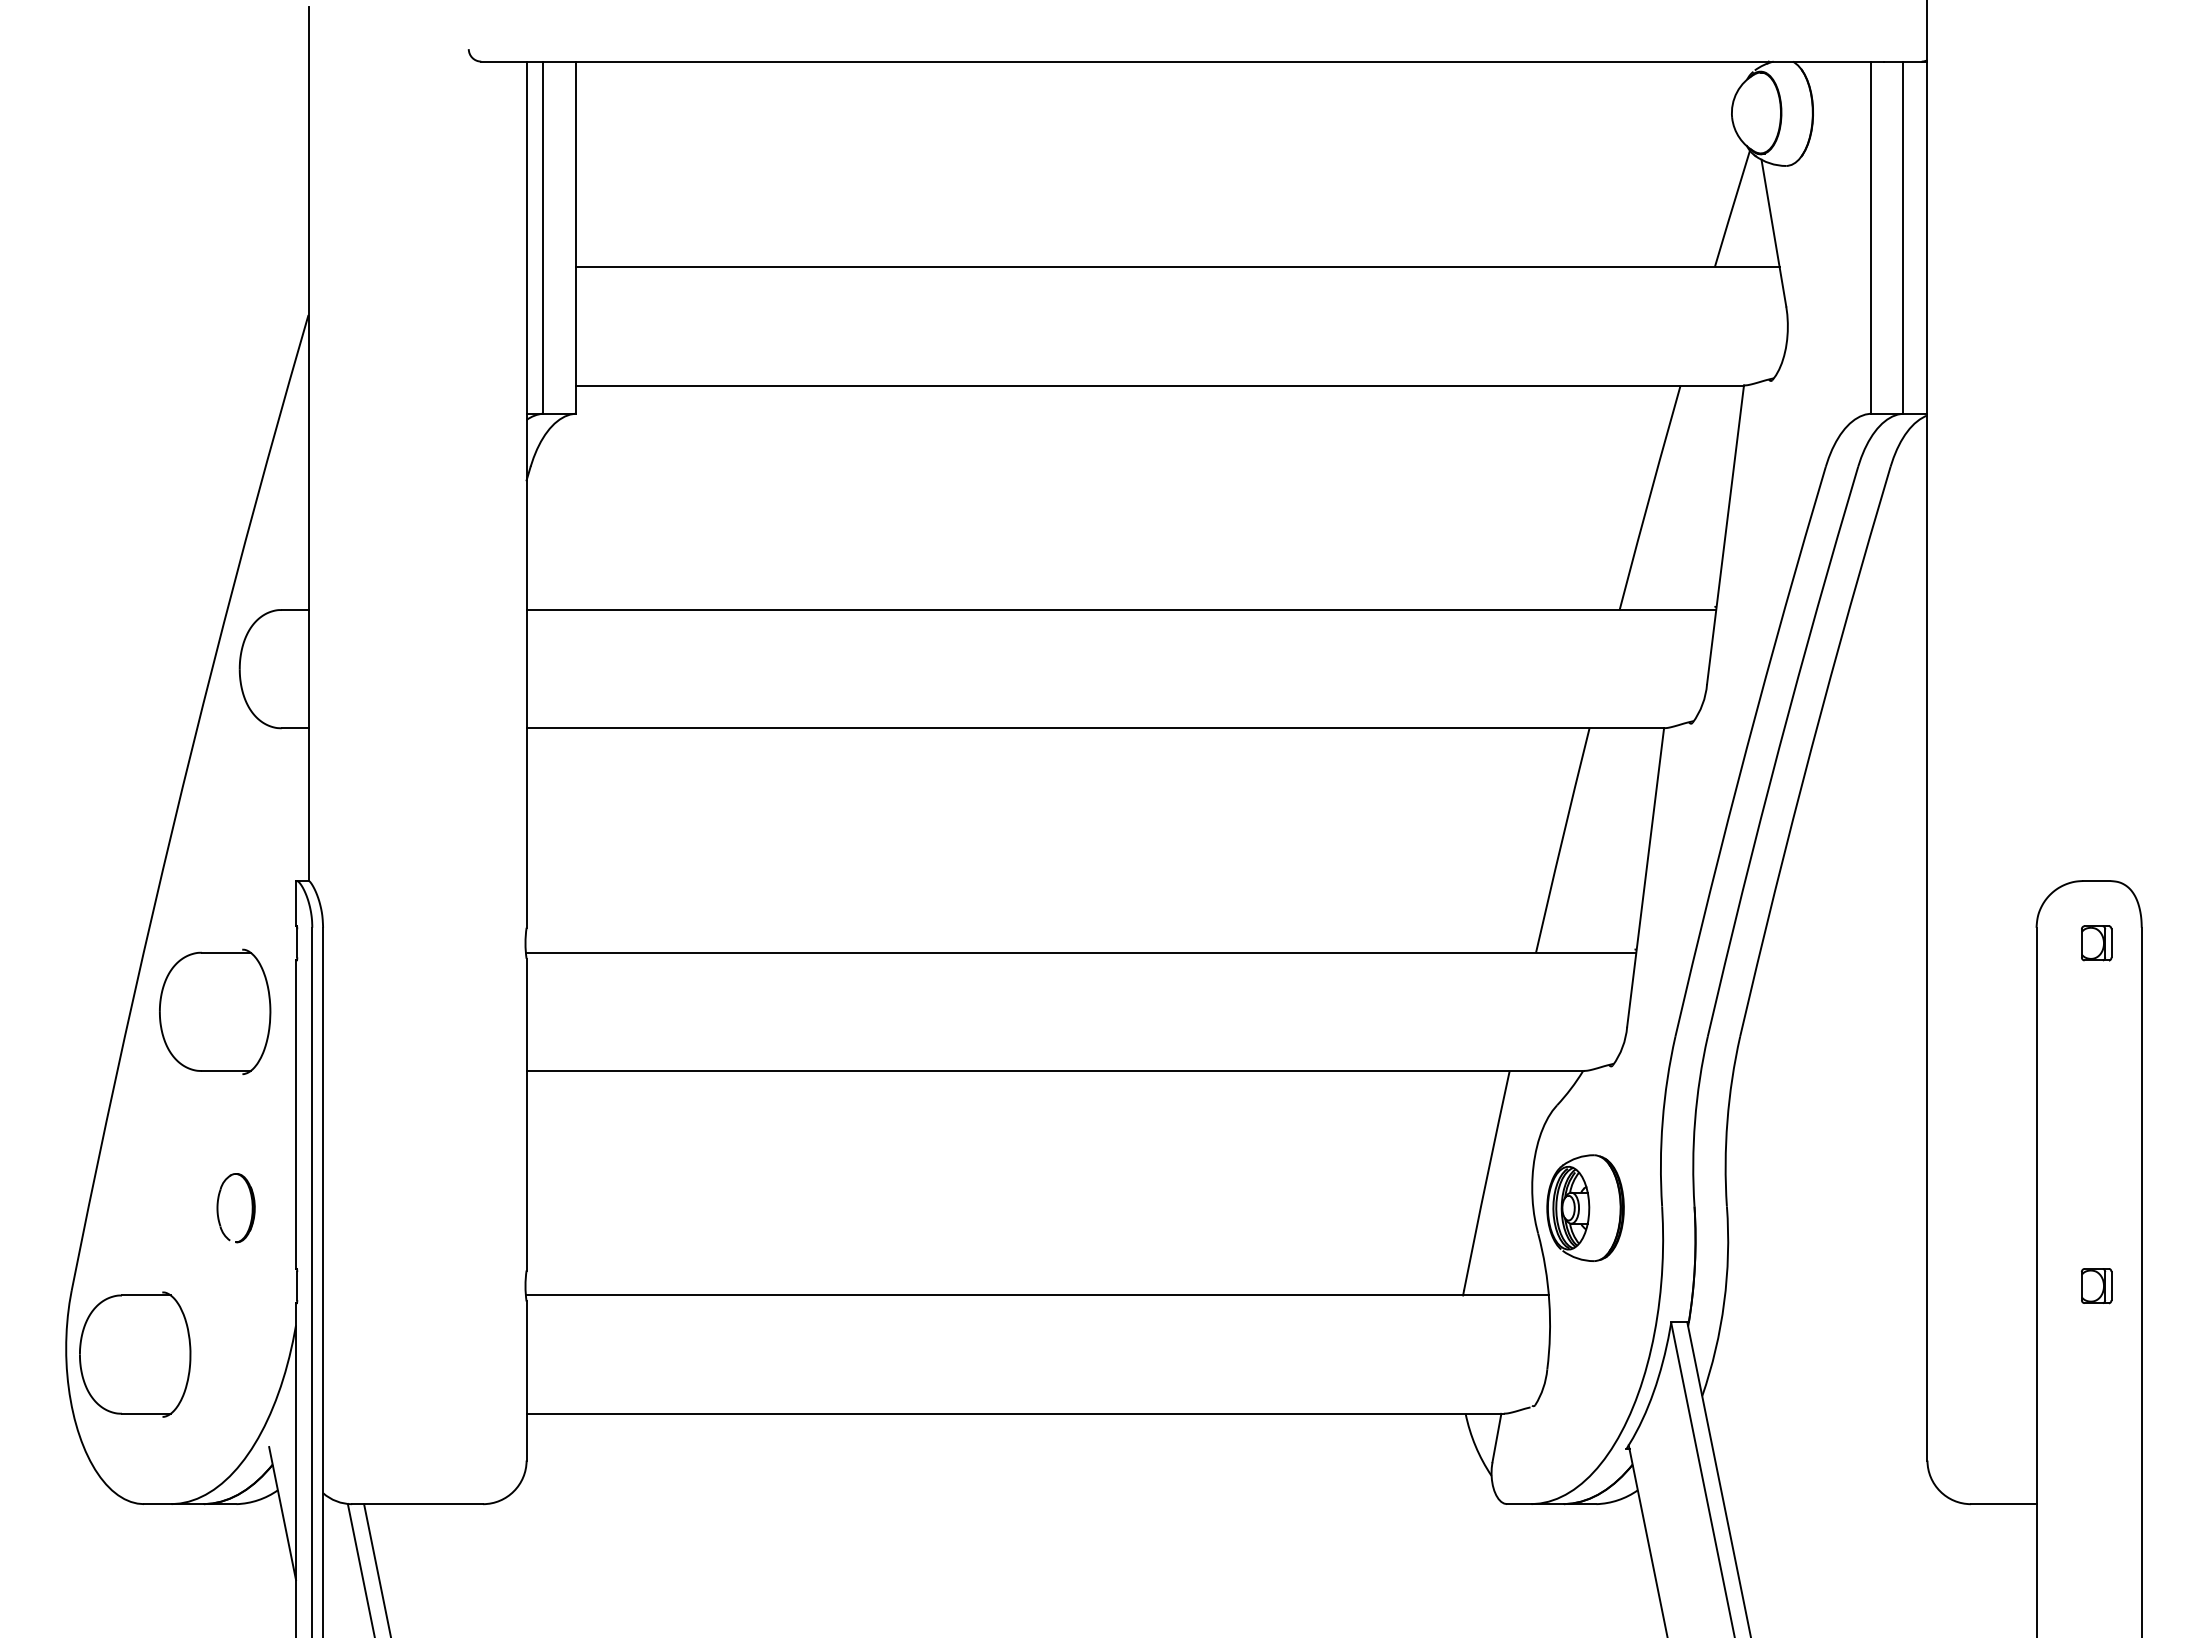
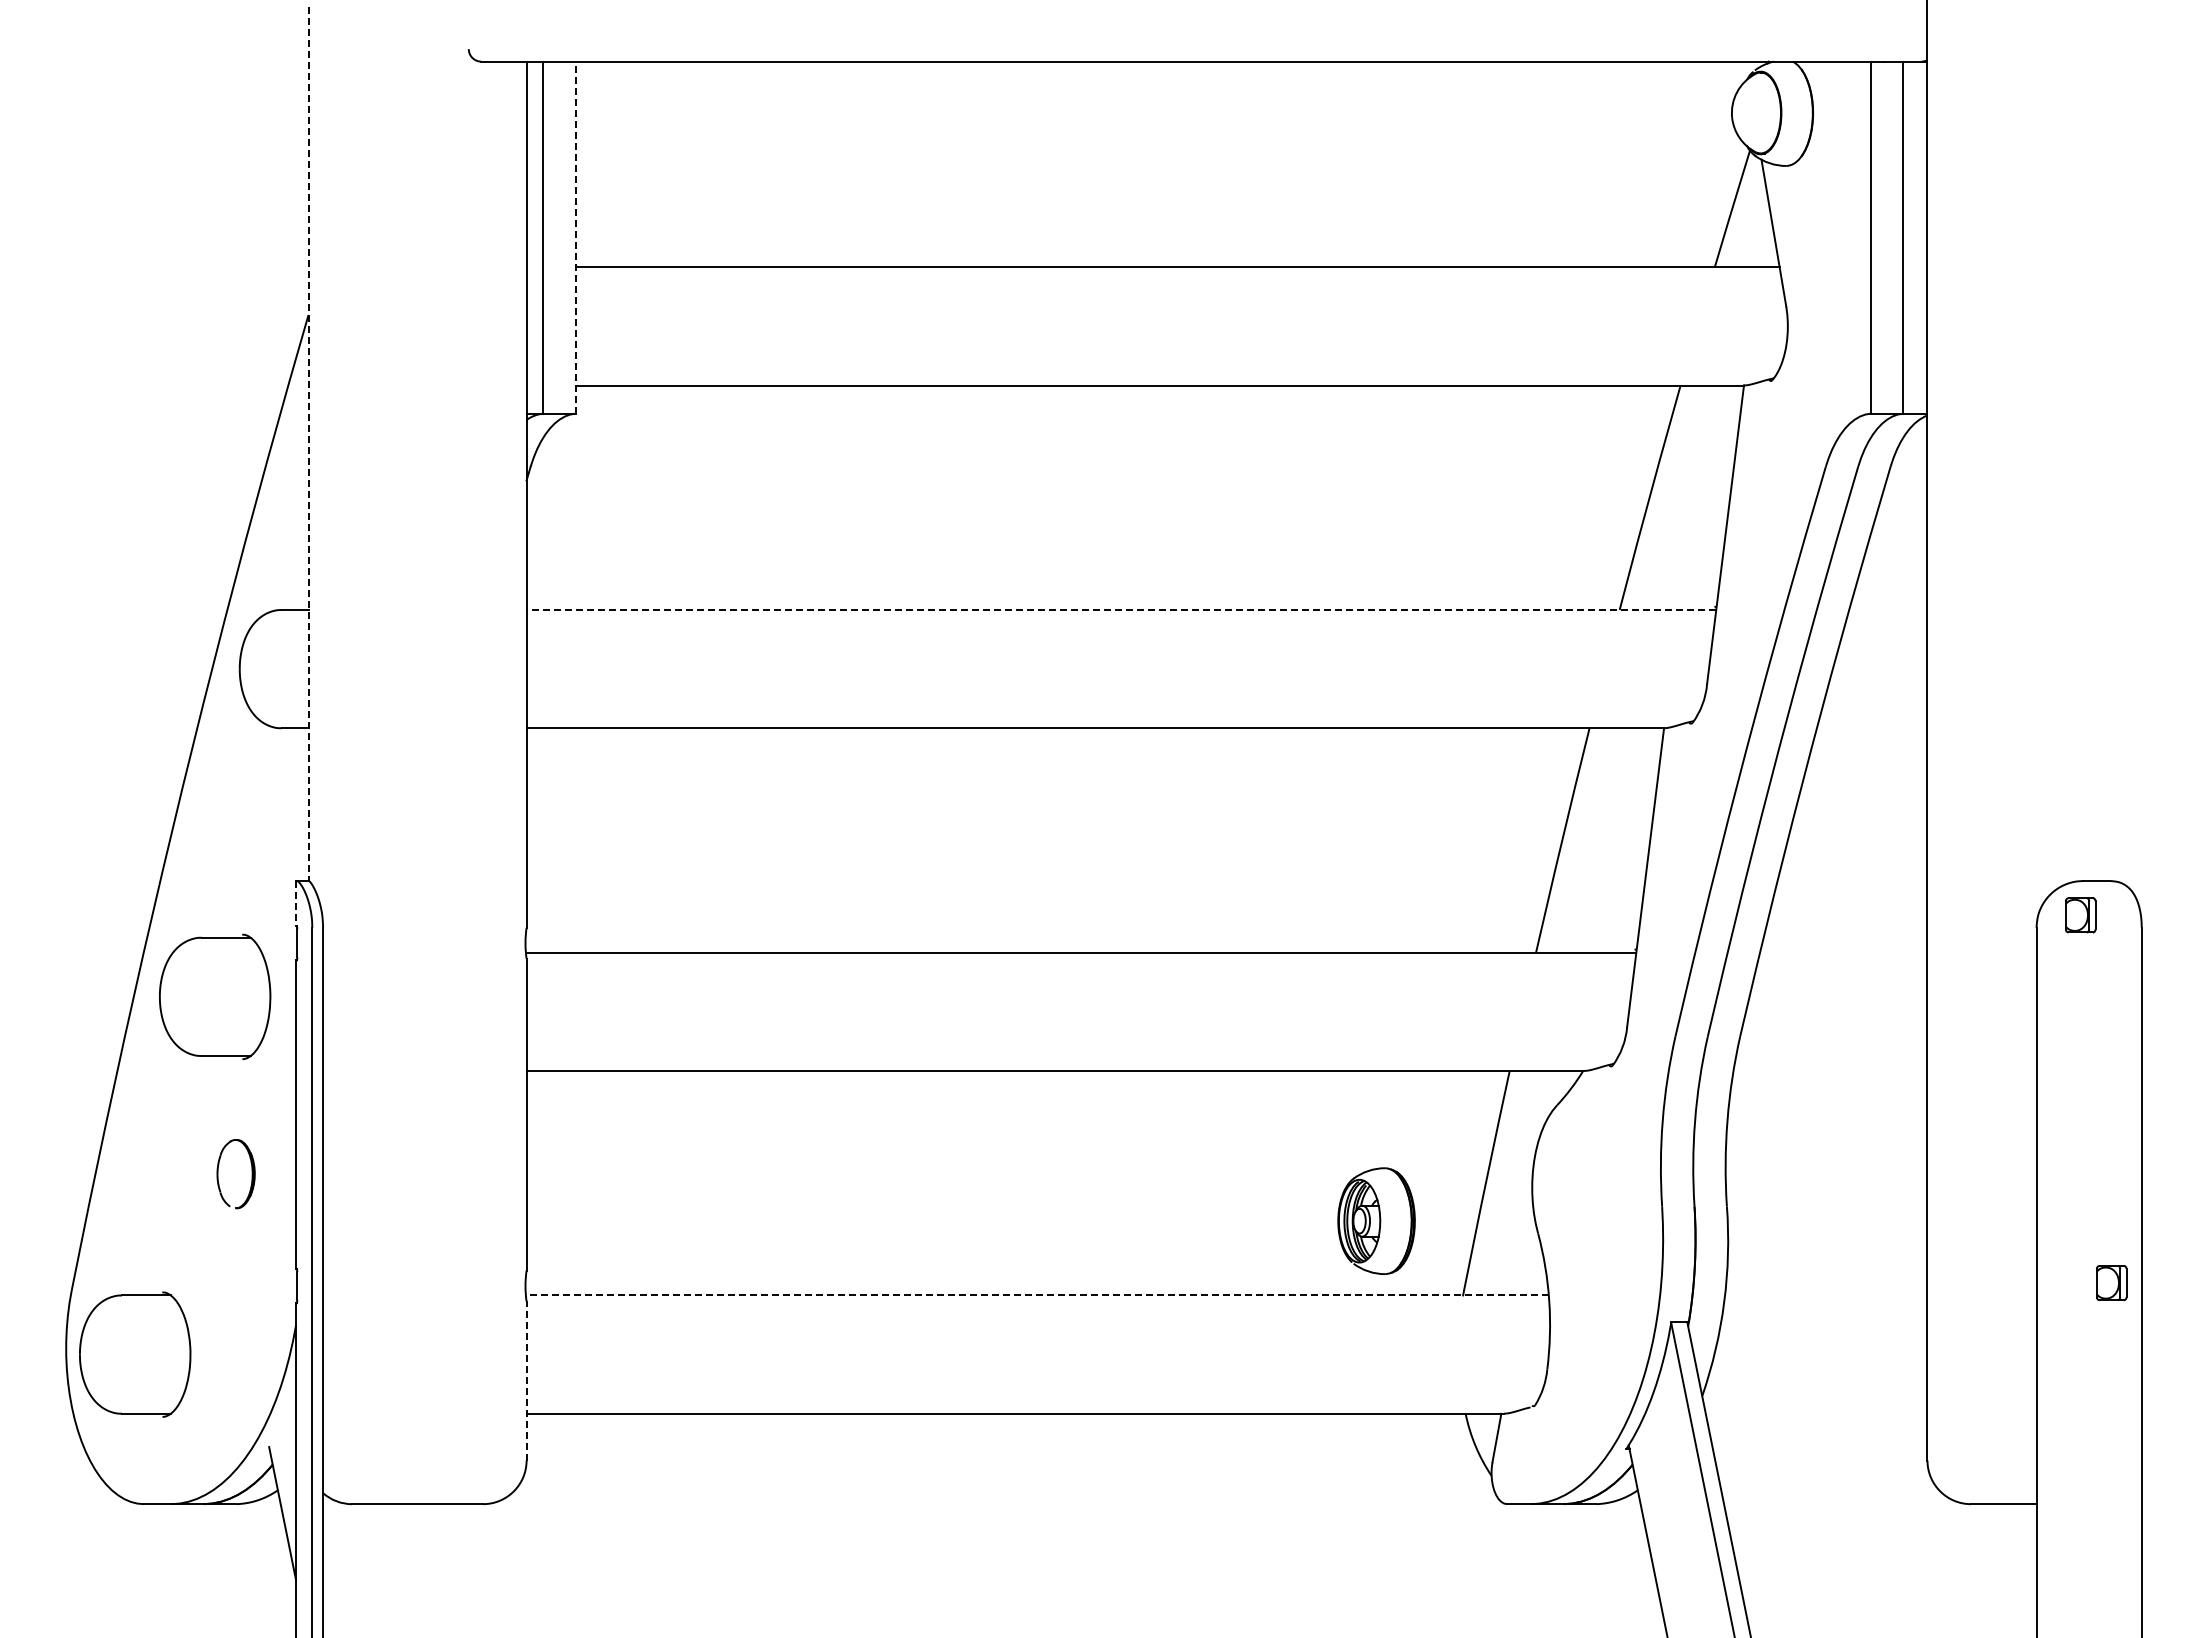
line: solid -> dashed (575, 237)
line: solid -> dashed (308, 444)
line: solid -> dashed (1121, 609)
line: solid -> dashed (296, 903)
part position: (2096, 943) -> (2080, 915) (2080, 915)
part position: (215, 1011) -> (215, 996) (215, 996)
part position: (1585, 1207) -> (1376, 1220) (1376, 1220)
part position: (251, 1208) -> (251, 1174) (251, 1174)
part position: (2096, 1286) -> (2111, 1283) (2111, 1283)
line: solid -> dashed (1036, 1295)
line: solid -> dashed (526, 1381)
line: present -> none (360, 1568)
line: present -> none (377, 1569)
